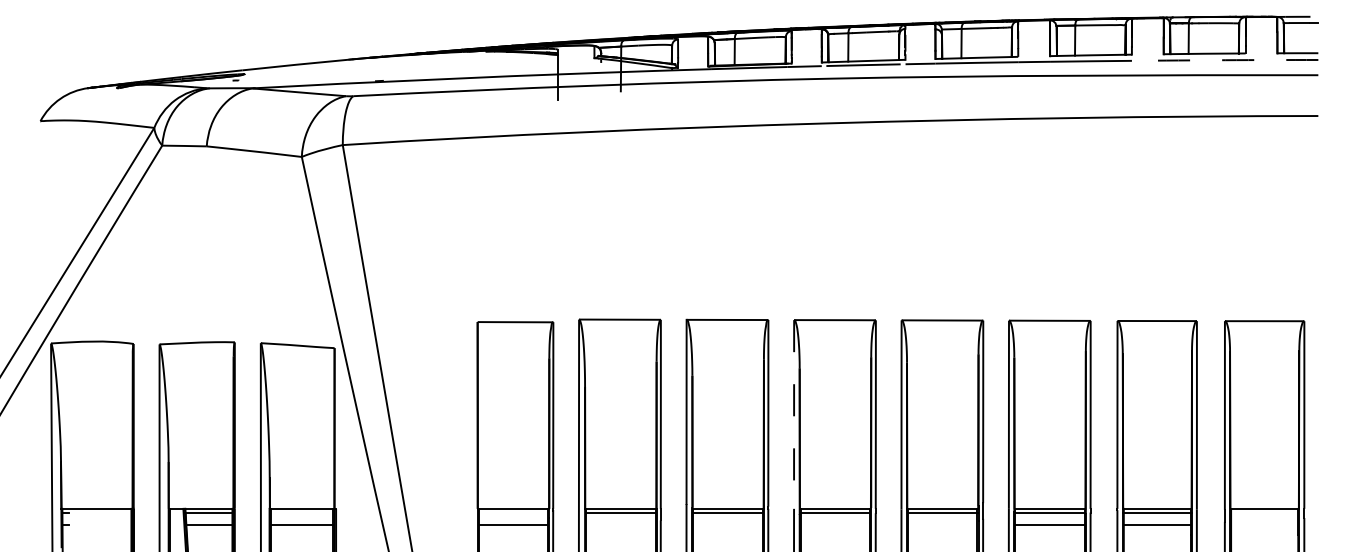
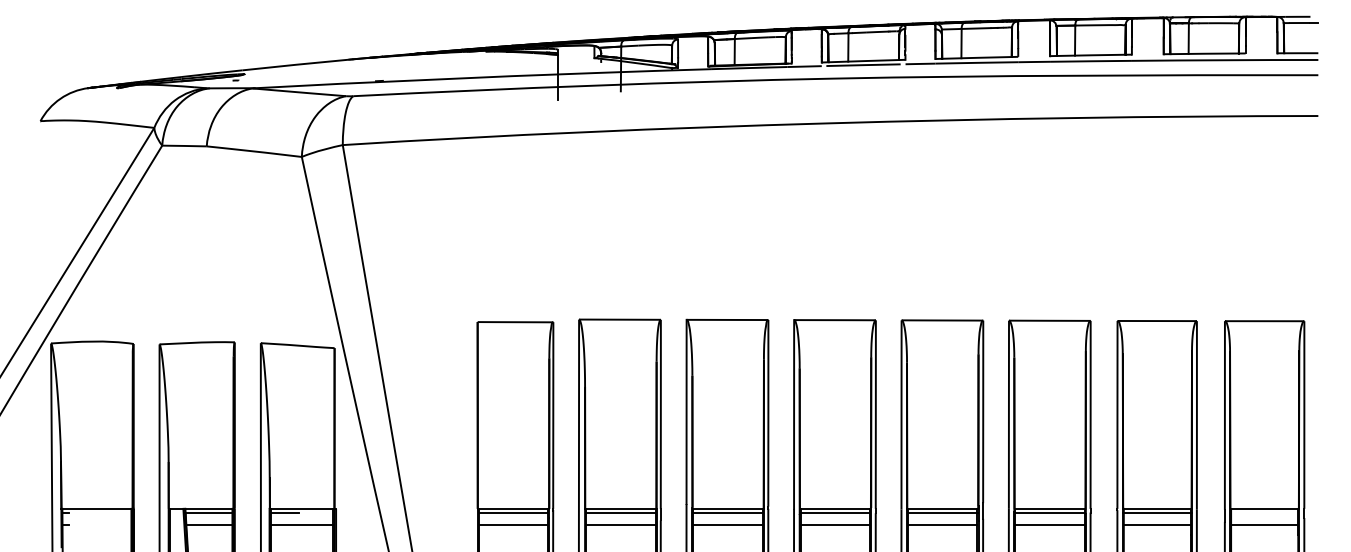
arc: dashed -> solid (1225, 60)
line: dashed -> solid (794, 414)
line: none -> present (284, 513)
line: none -> present (513, 513)
line: none -> present (620, 525)
line: none -> present (727, 525)
line: none -> present (835, 525)
line: none -> present (942, 525)
line: none -> present (1264, 525)
